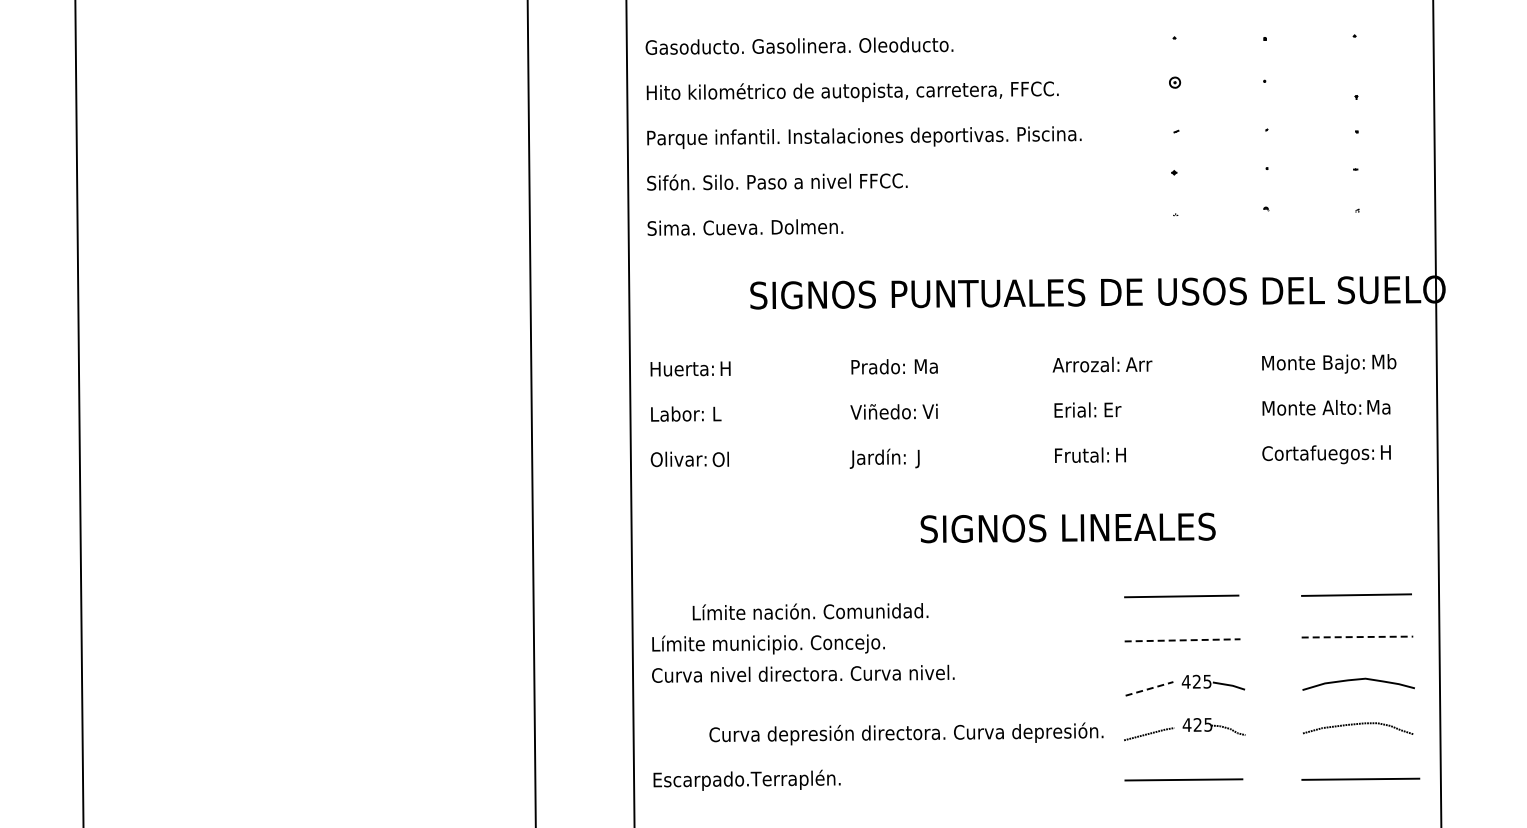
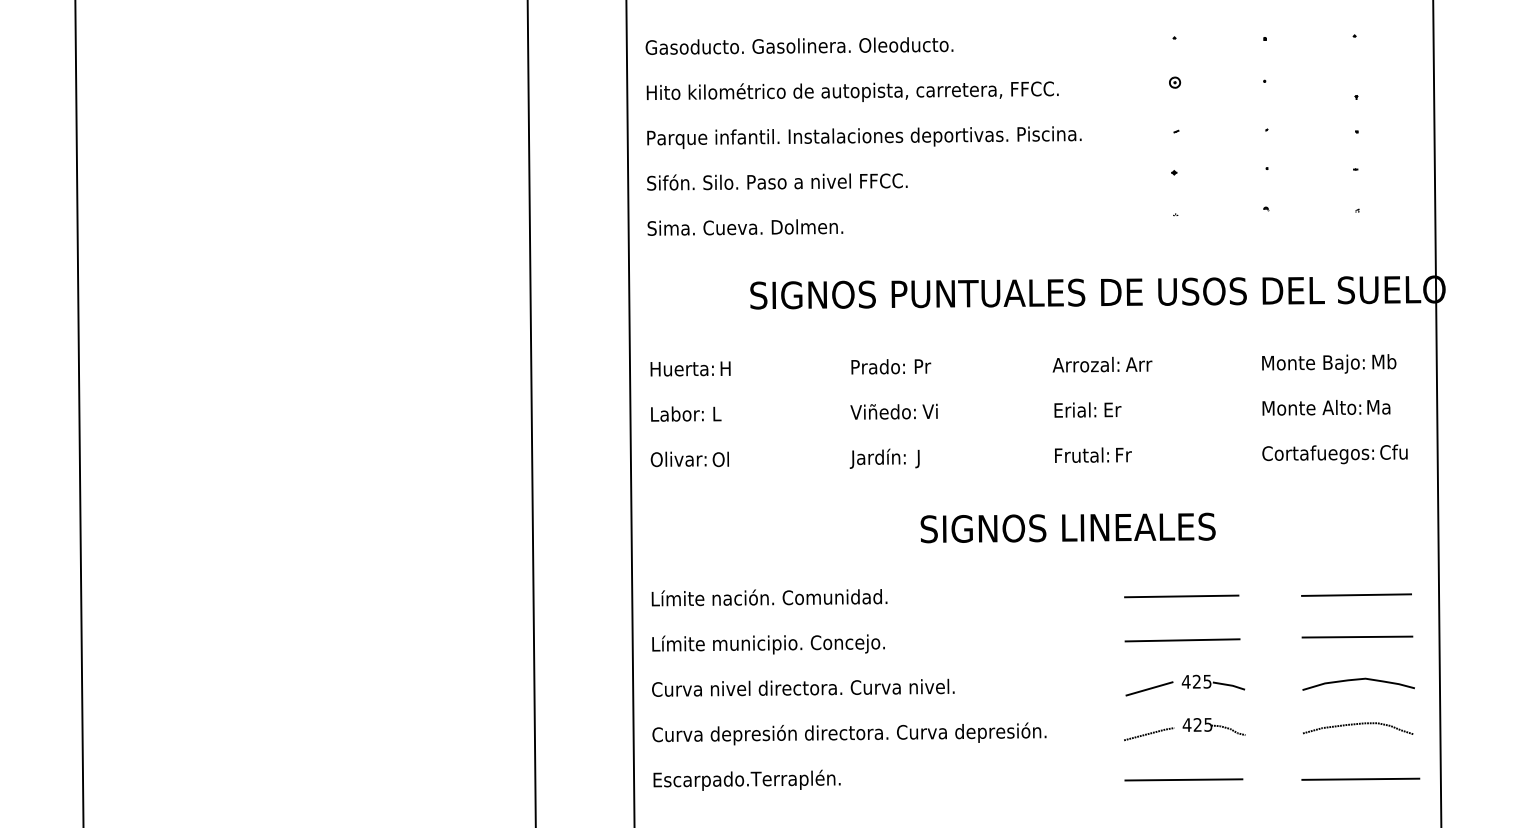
text: Ma -> Pr (926, 366)
text: H -> Cfu (1393, 451)
text: H -> Fr (1124, 454)
text position: (810, 611) -> (769, 597) (769, 597)
line: dashed -> solid (1357, 637)
line: dashed -> solid (1182, 640)
text position: (803, 673) -> (803, 687) (803, 687)
line: dashed -> solid (1149, 688)
text position: (906, 733) -> (849, 733) (849, 733)
